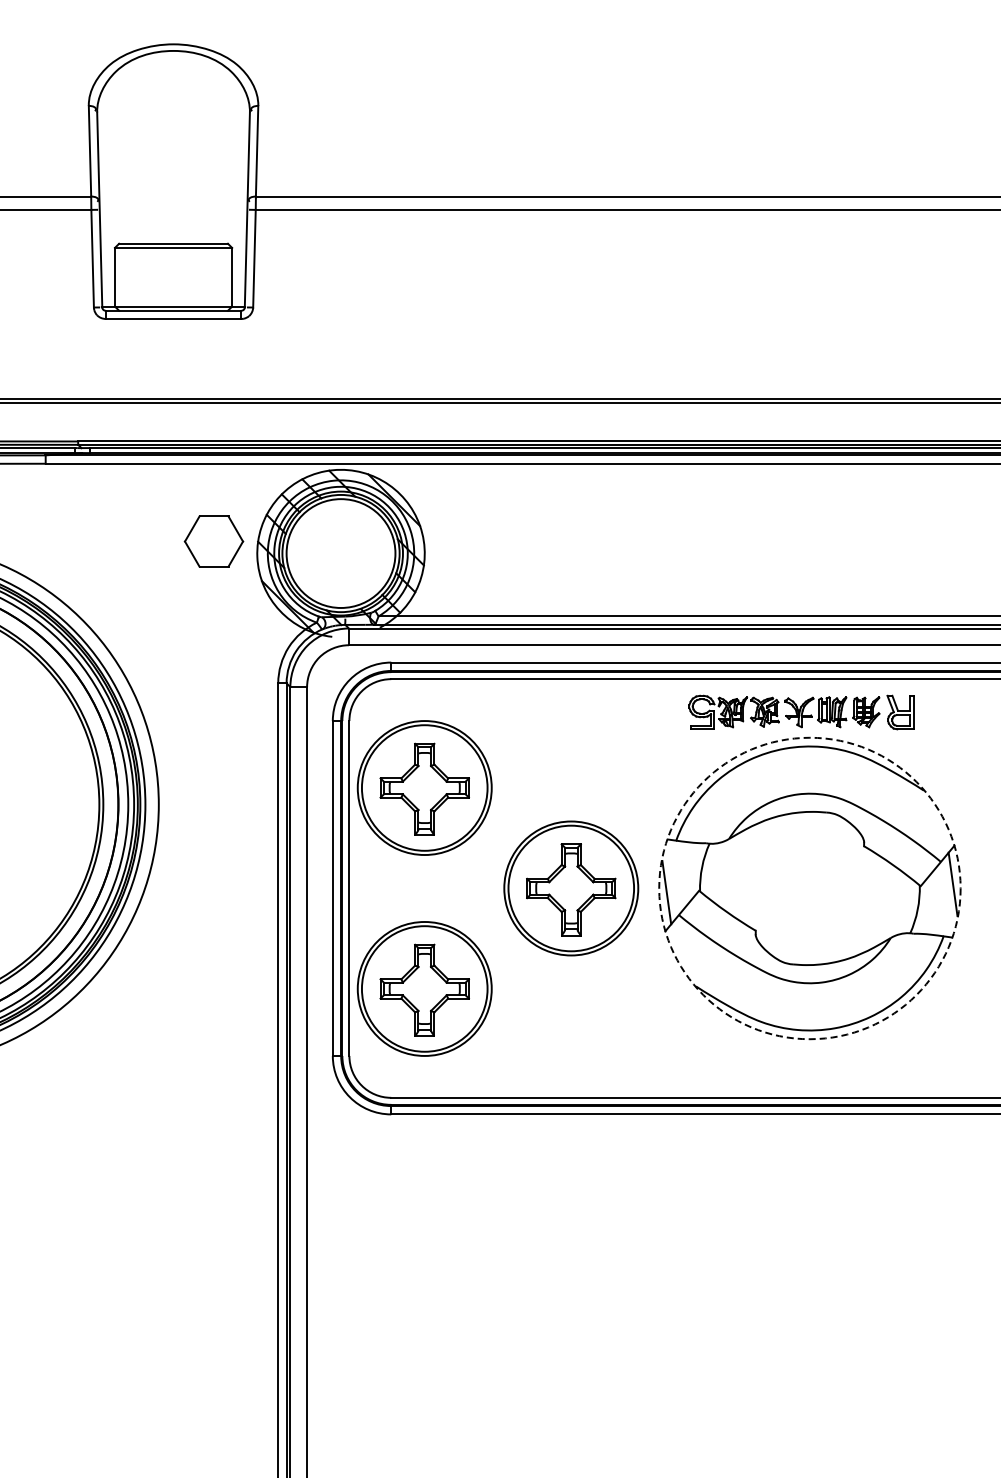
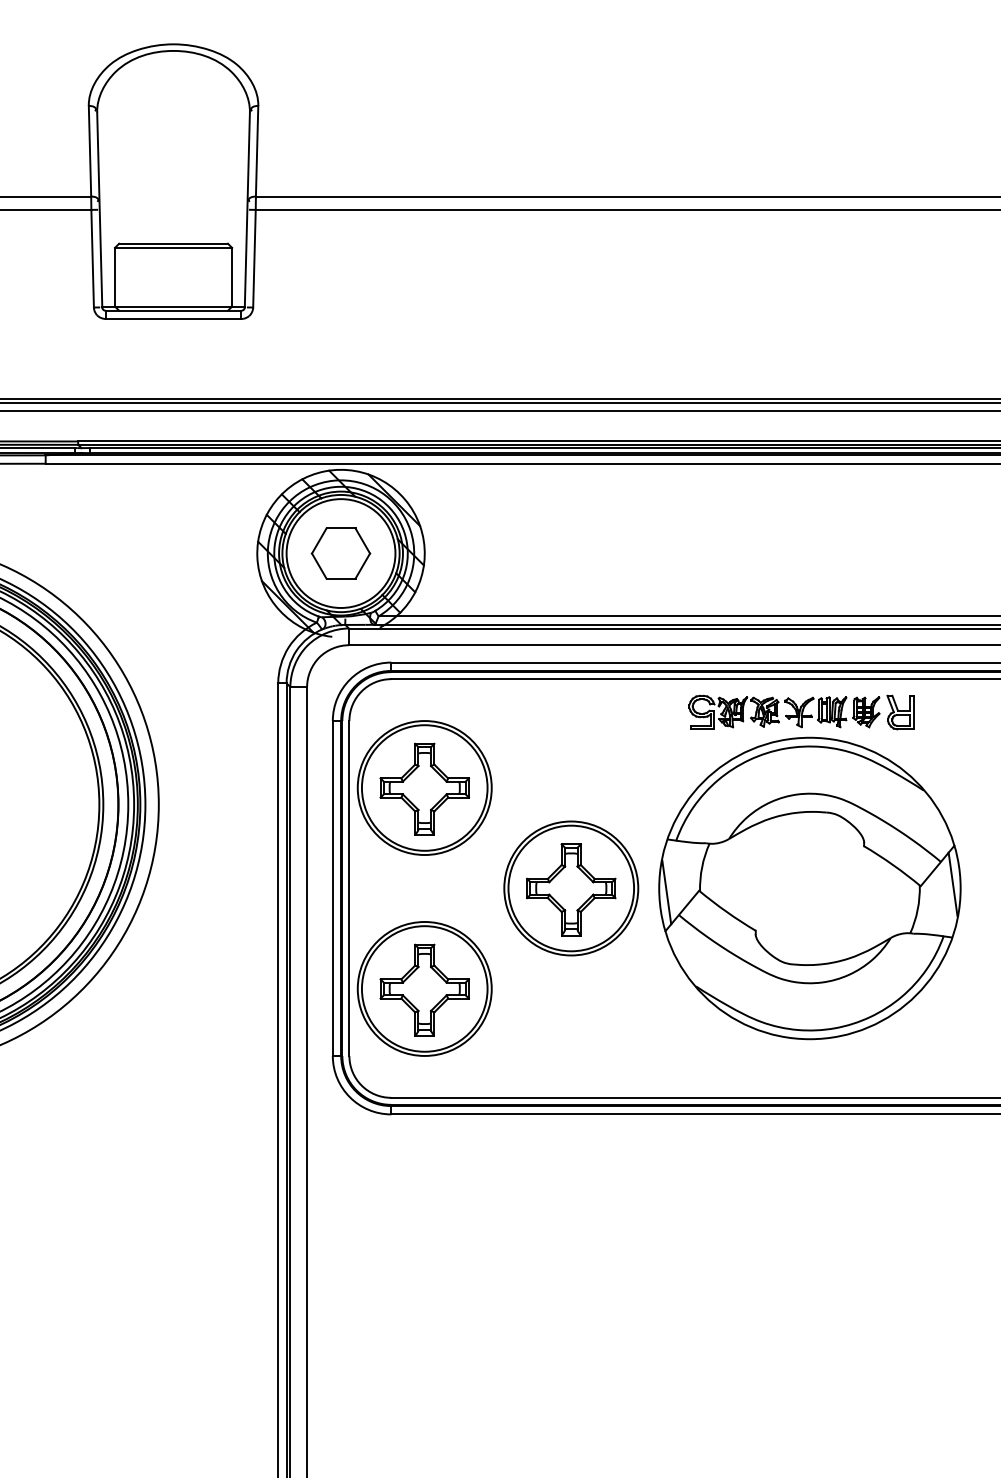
line: none -> present (499, 411)
part position: (213, 541) -> (340, 553) (340, 553)
circle: dashed -> solid (809, 888)
